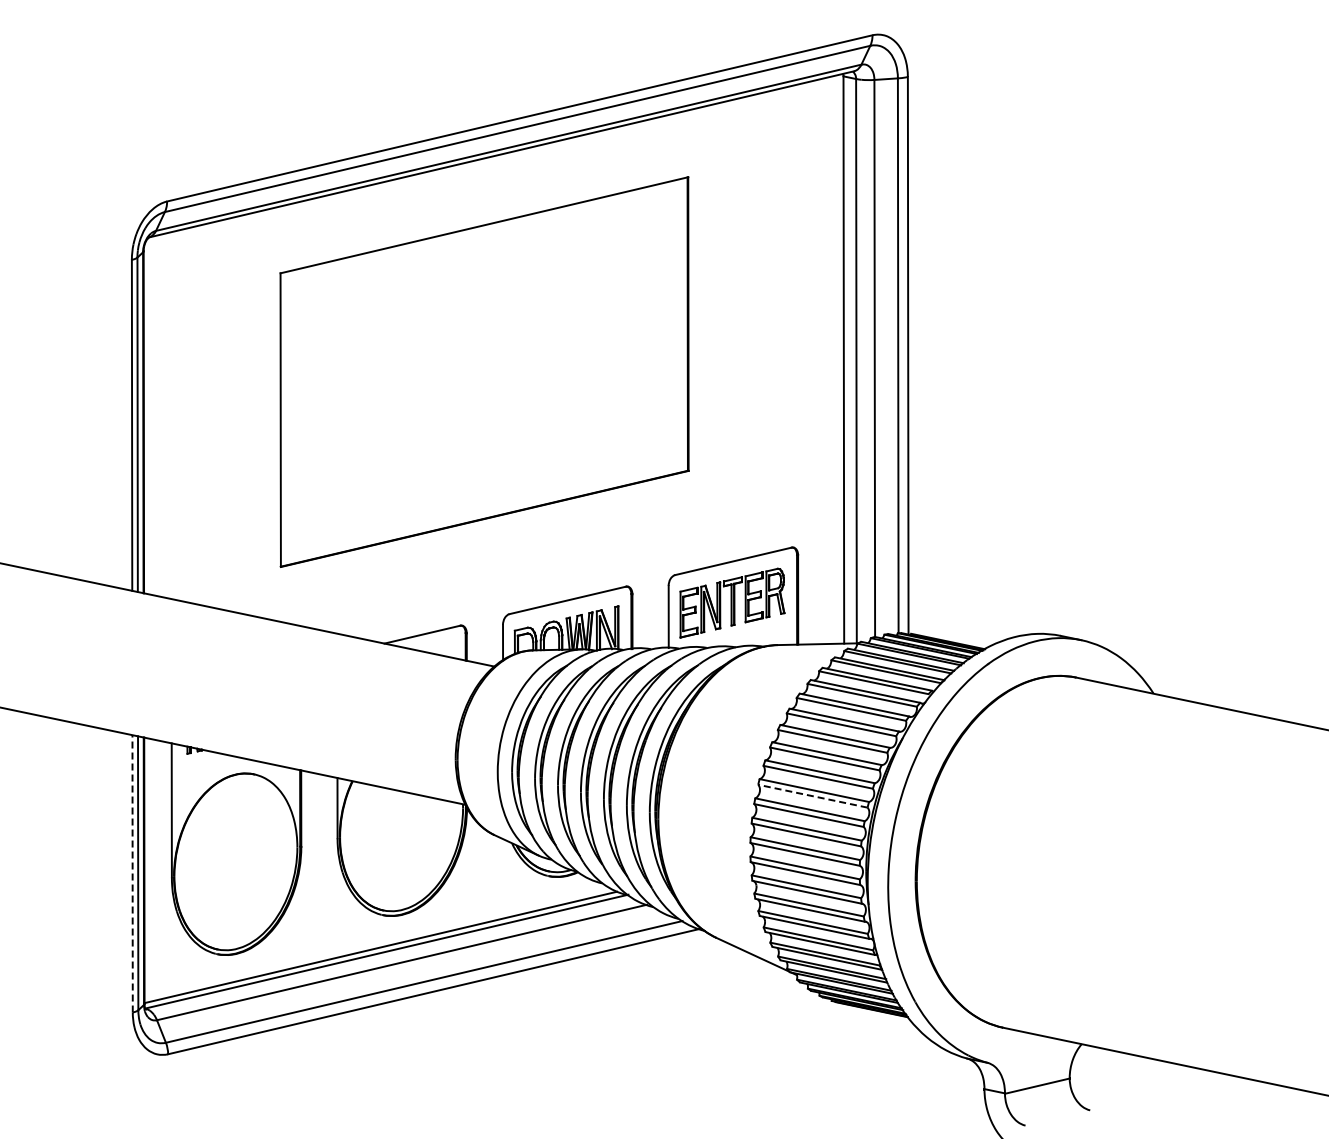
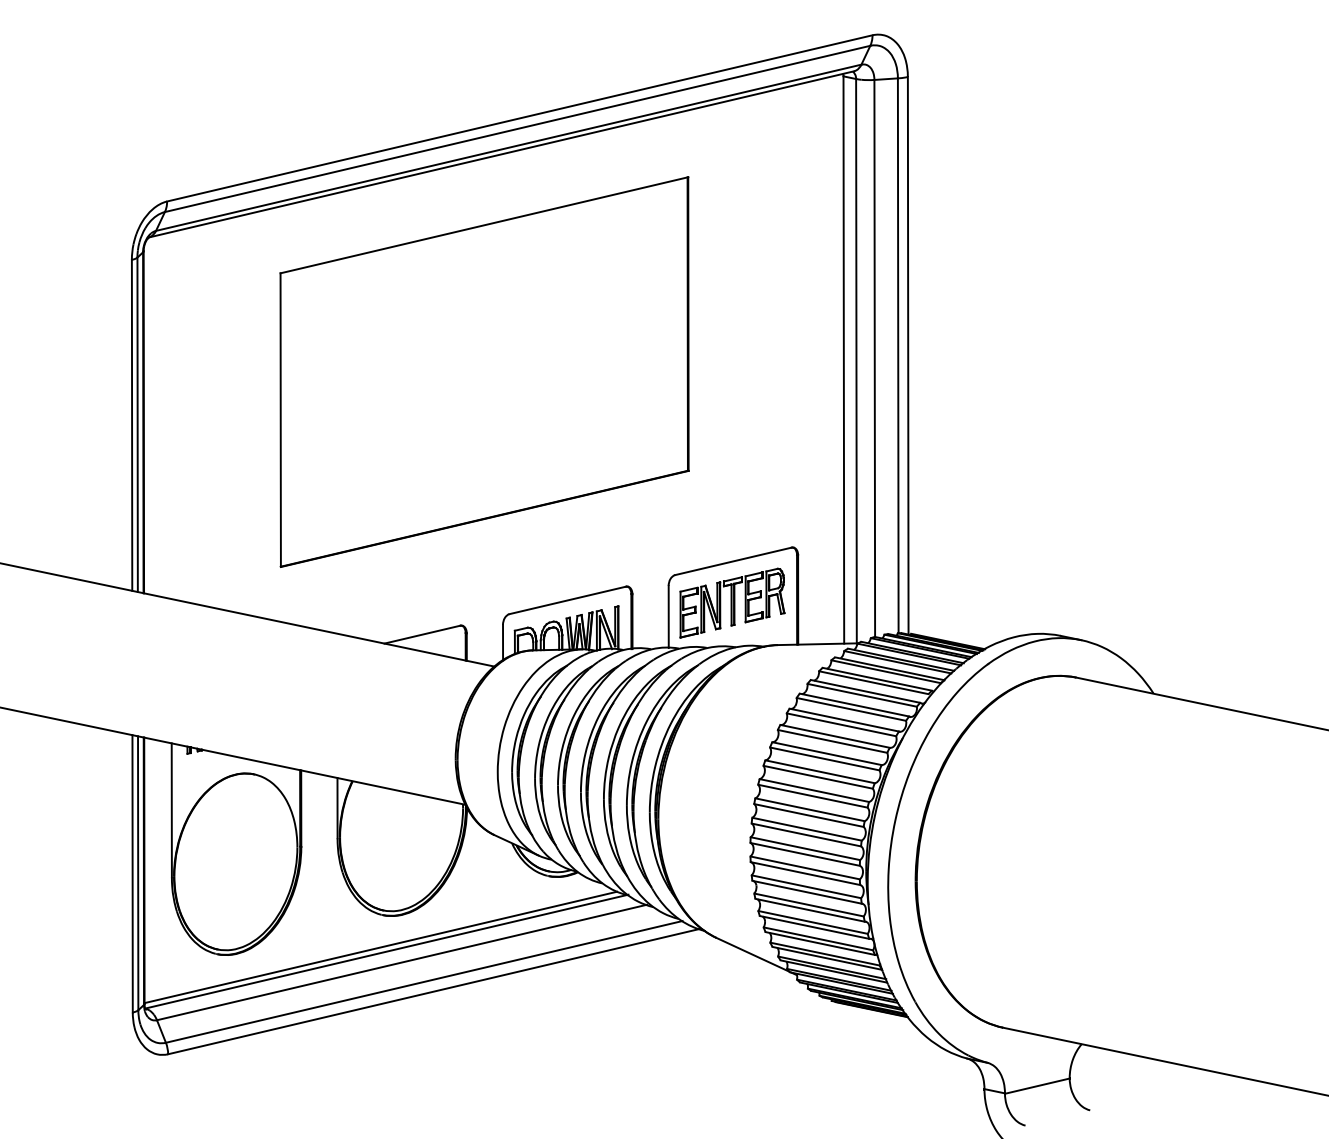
line: dashed -> solid (812, 796)
line: dashed -> solid (132, 873)
